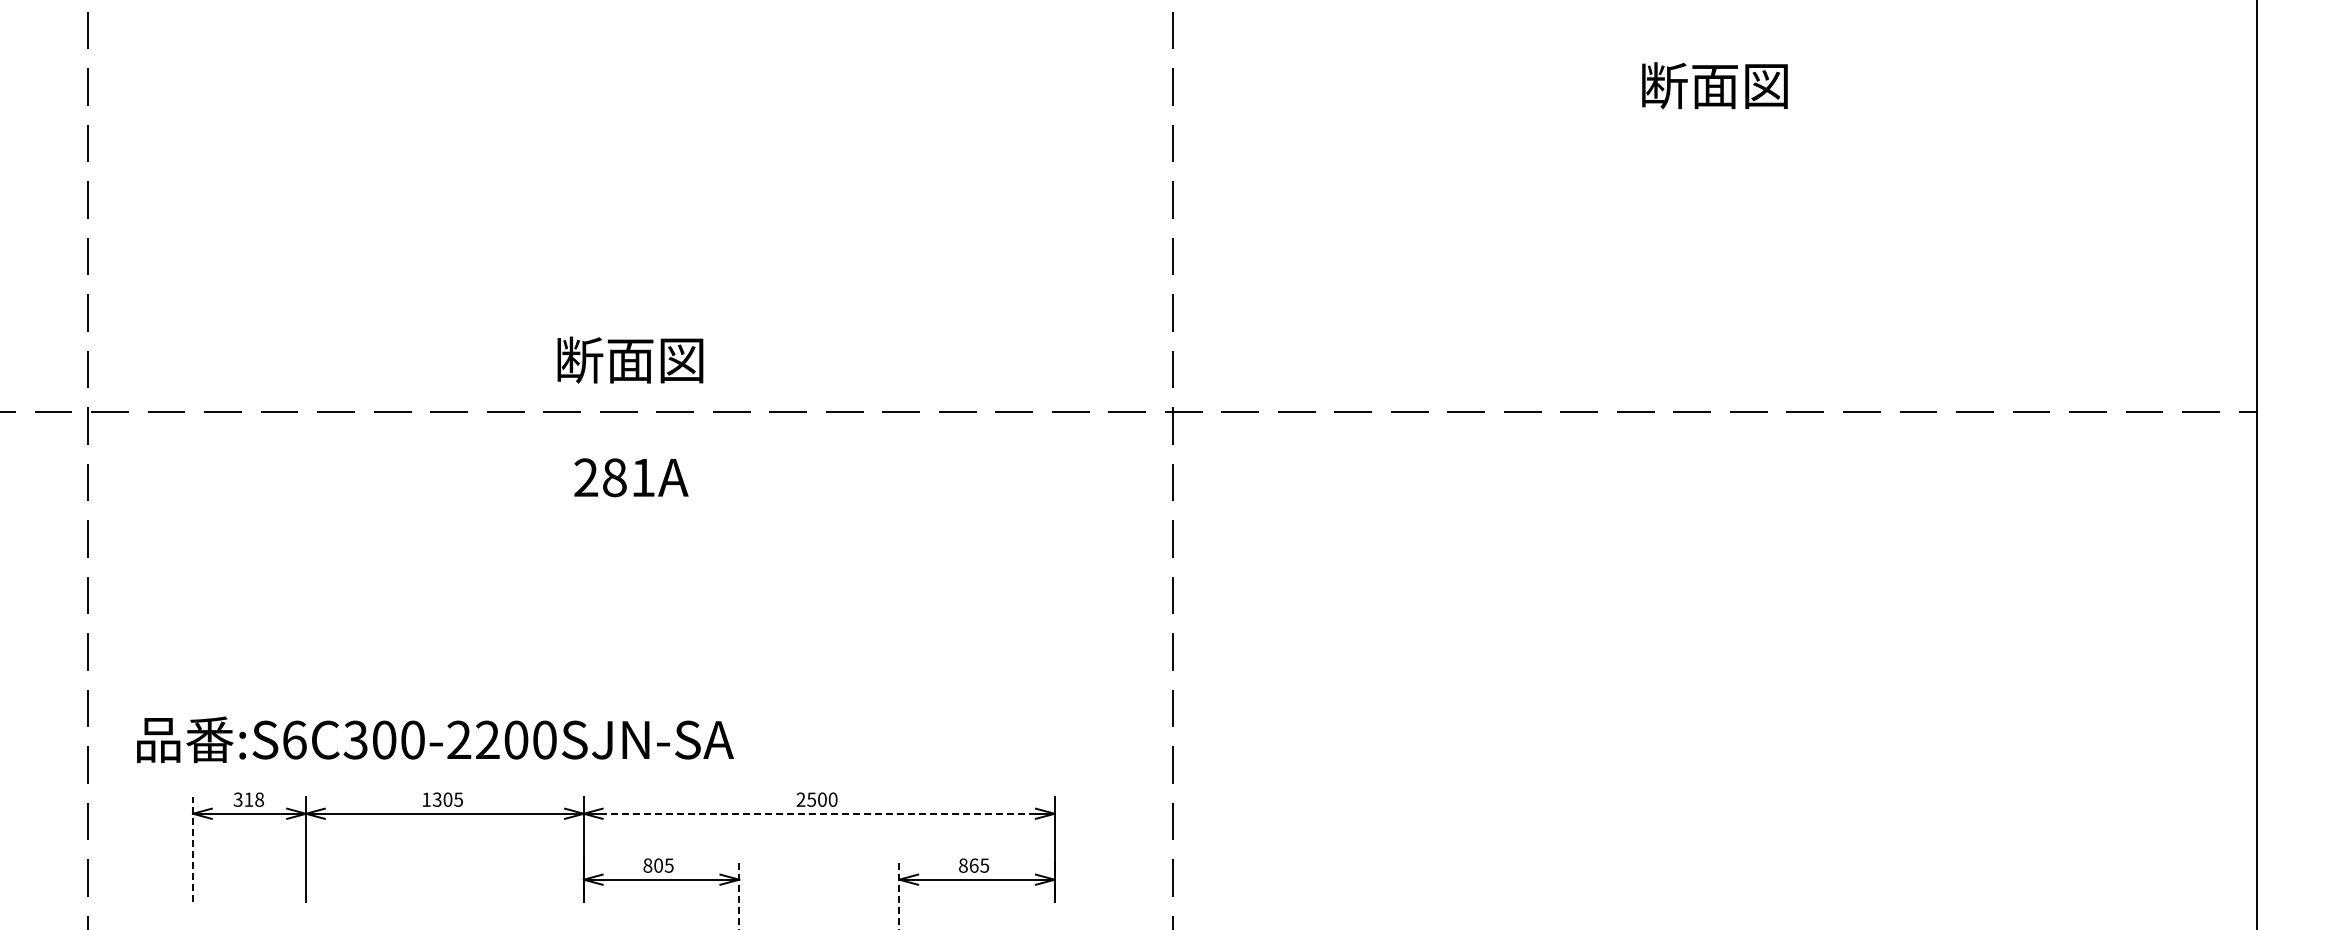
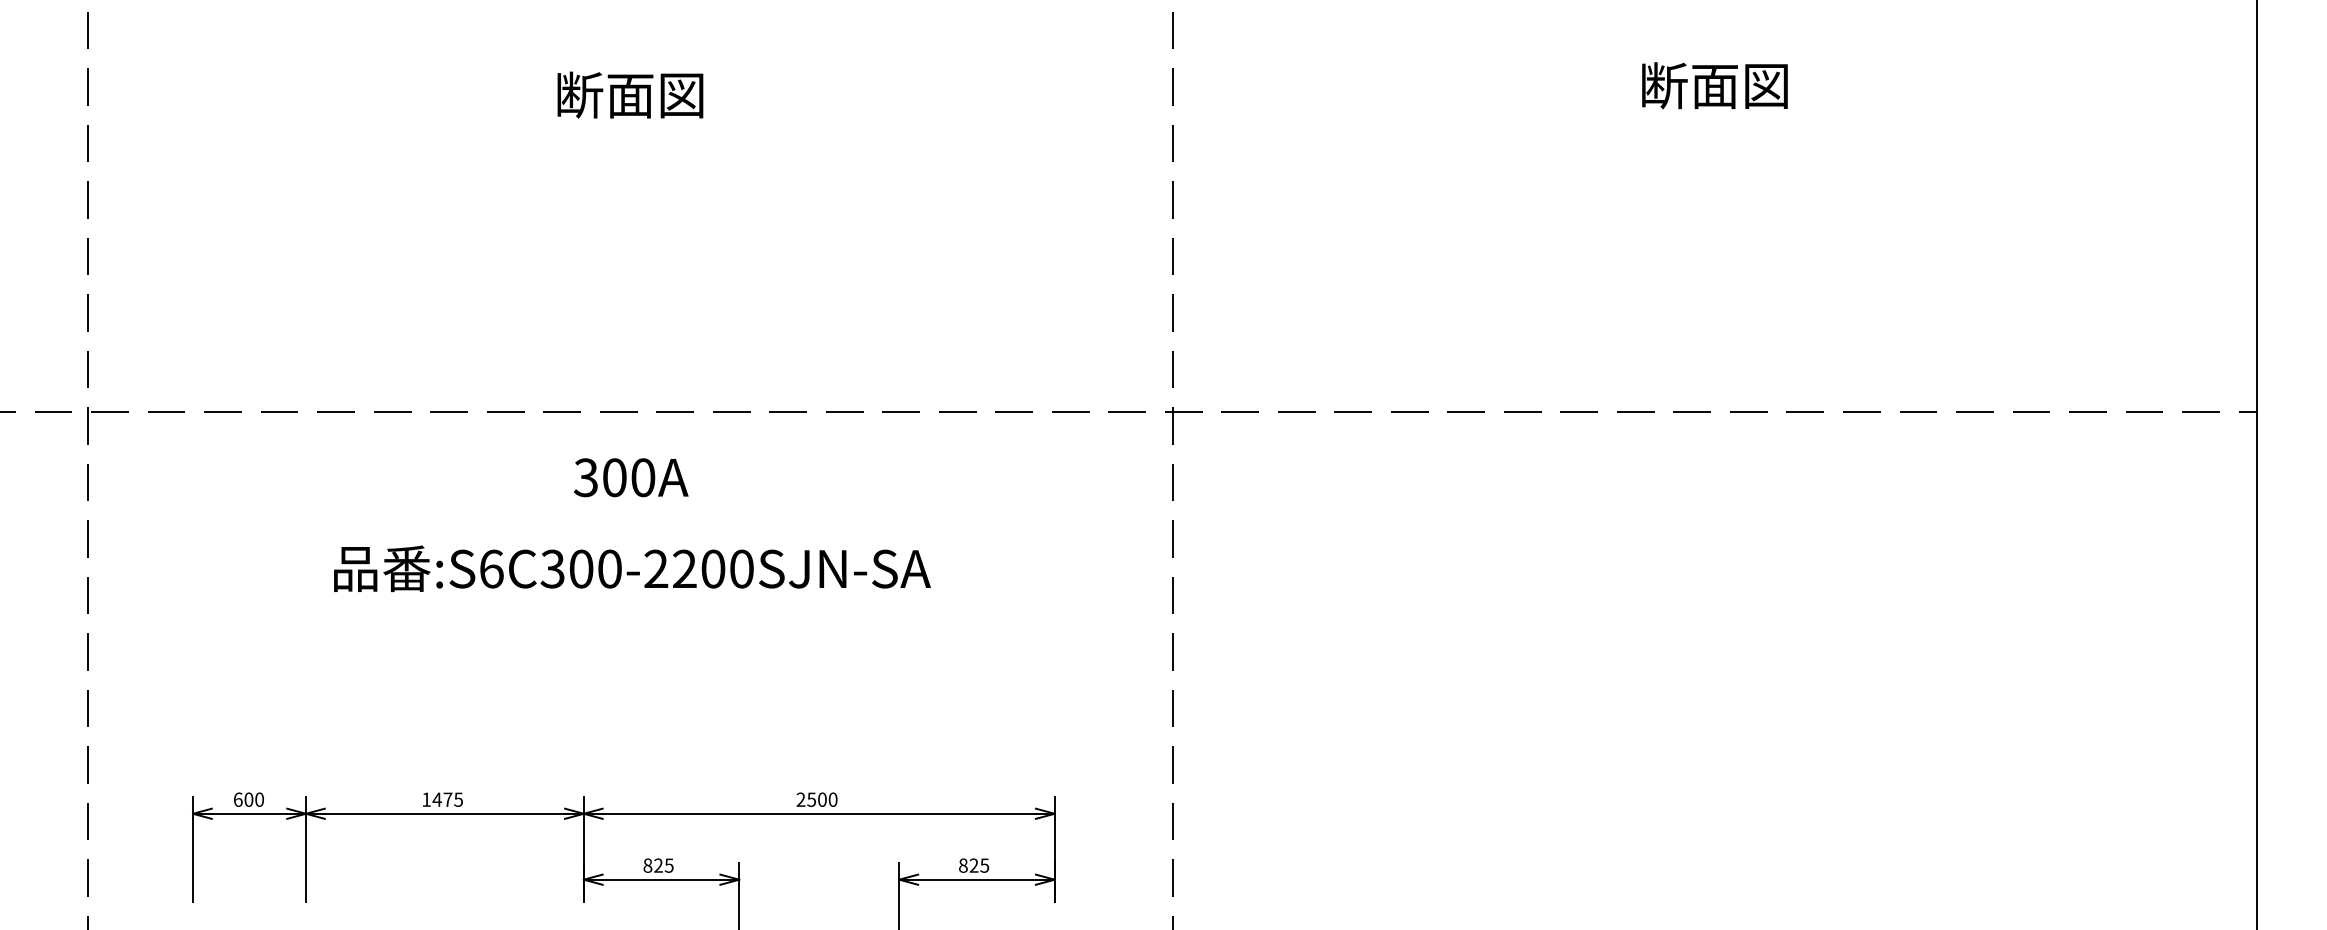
text position: (630, 359) -> (630, 94) (630, 94)
text: 281A -> 300A (614, 477)
text position: (435, 739) -> (632, 568) (632, 568)
text: 318 -> 600 (248, 799)
text: 1305 -> 1475 (442, 799)
line: dashed -> solid (819, 813)
line: dashed -> solid (193, 848)
text: 805 -> 825 (658, 865)
text: 865 -> 825 (973, 865)
line: dashed -> solid (739, 895)
line: dashed -> solid (899, 895)
